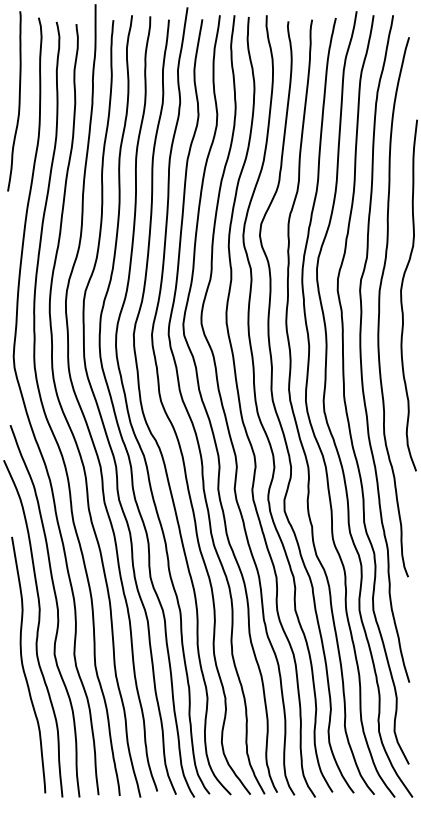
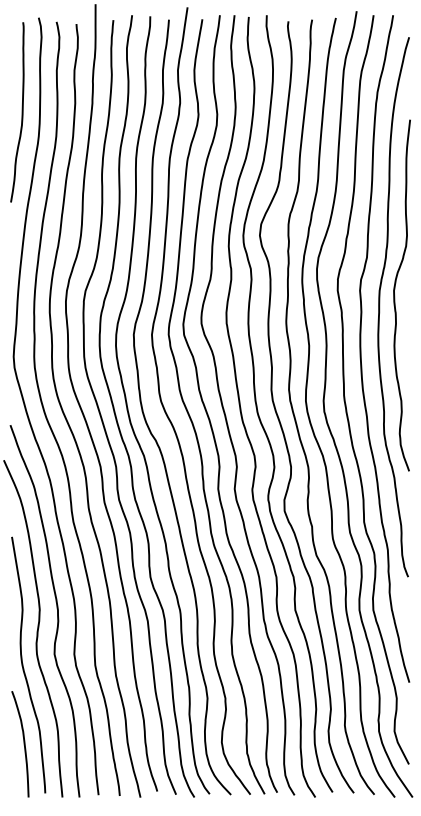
curve position: (18, 101) -> (21, 112) (21, 112)
curve position: (402, 295) -> (395, 295) (395, 295)
curve: none -> present (23, 744)
